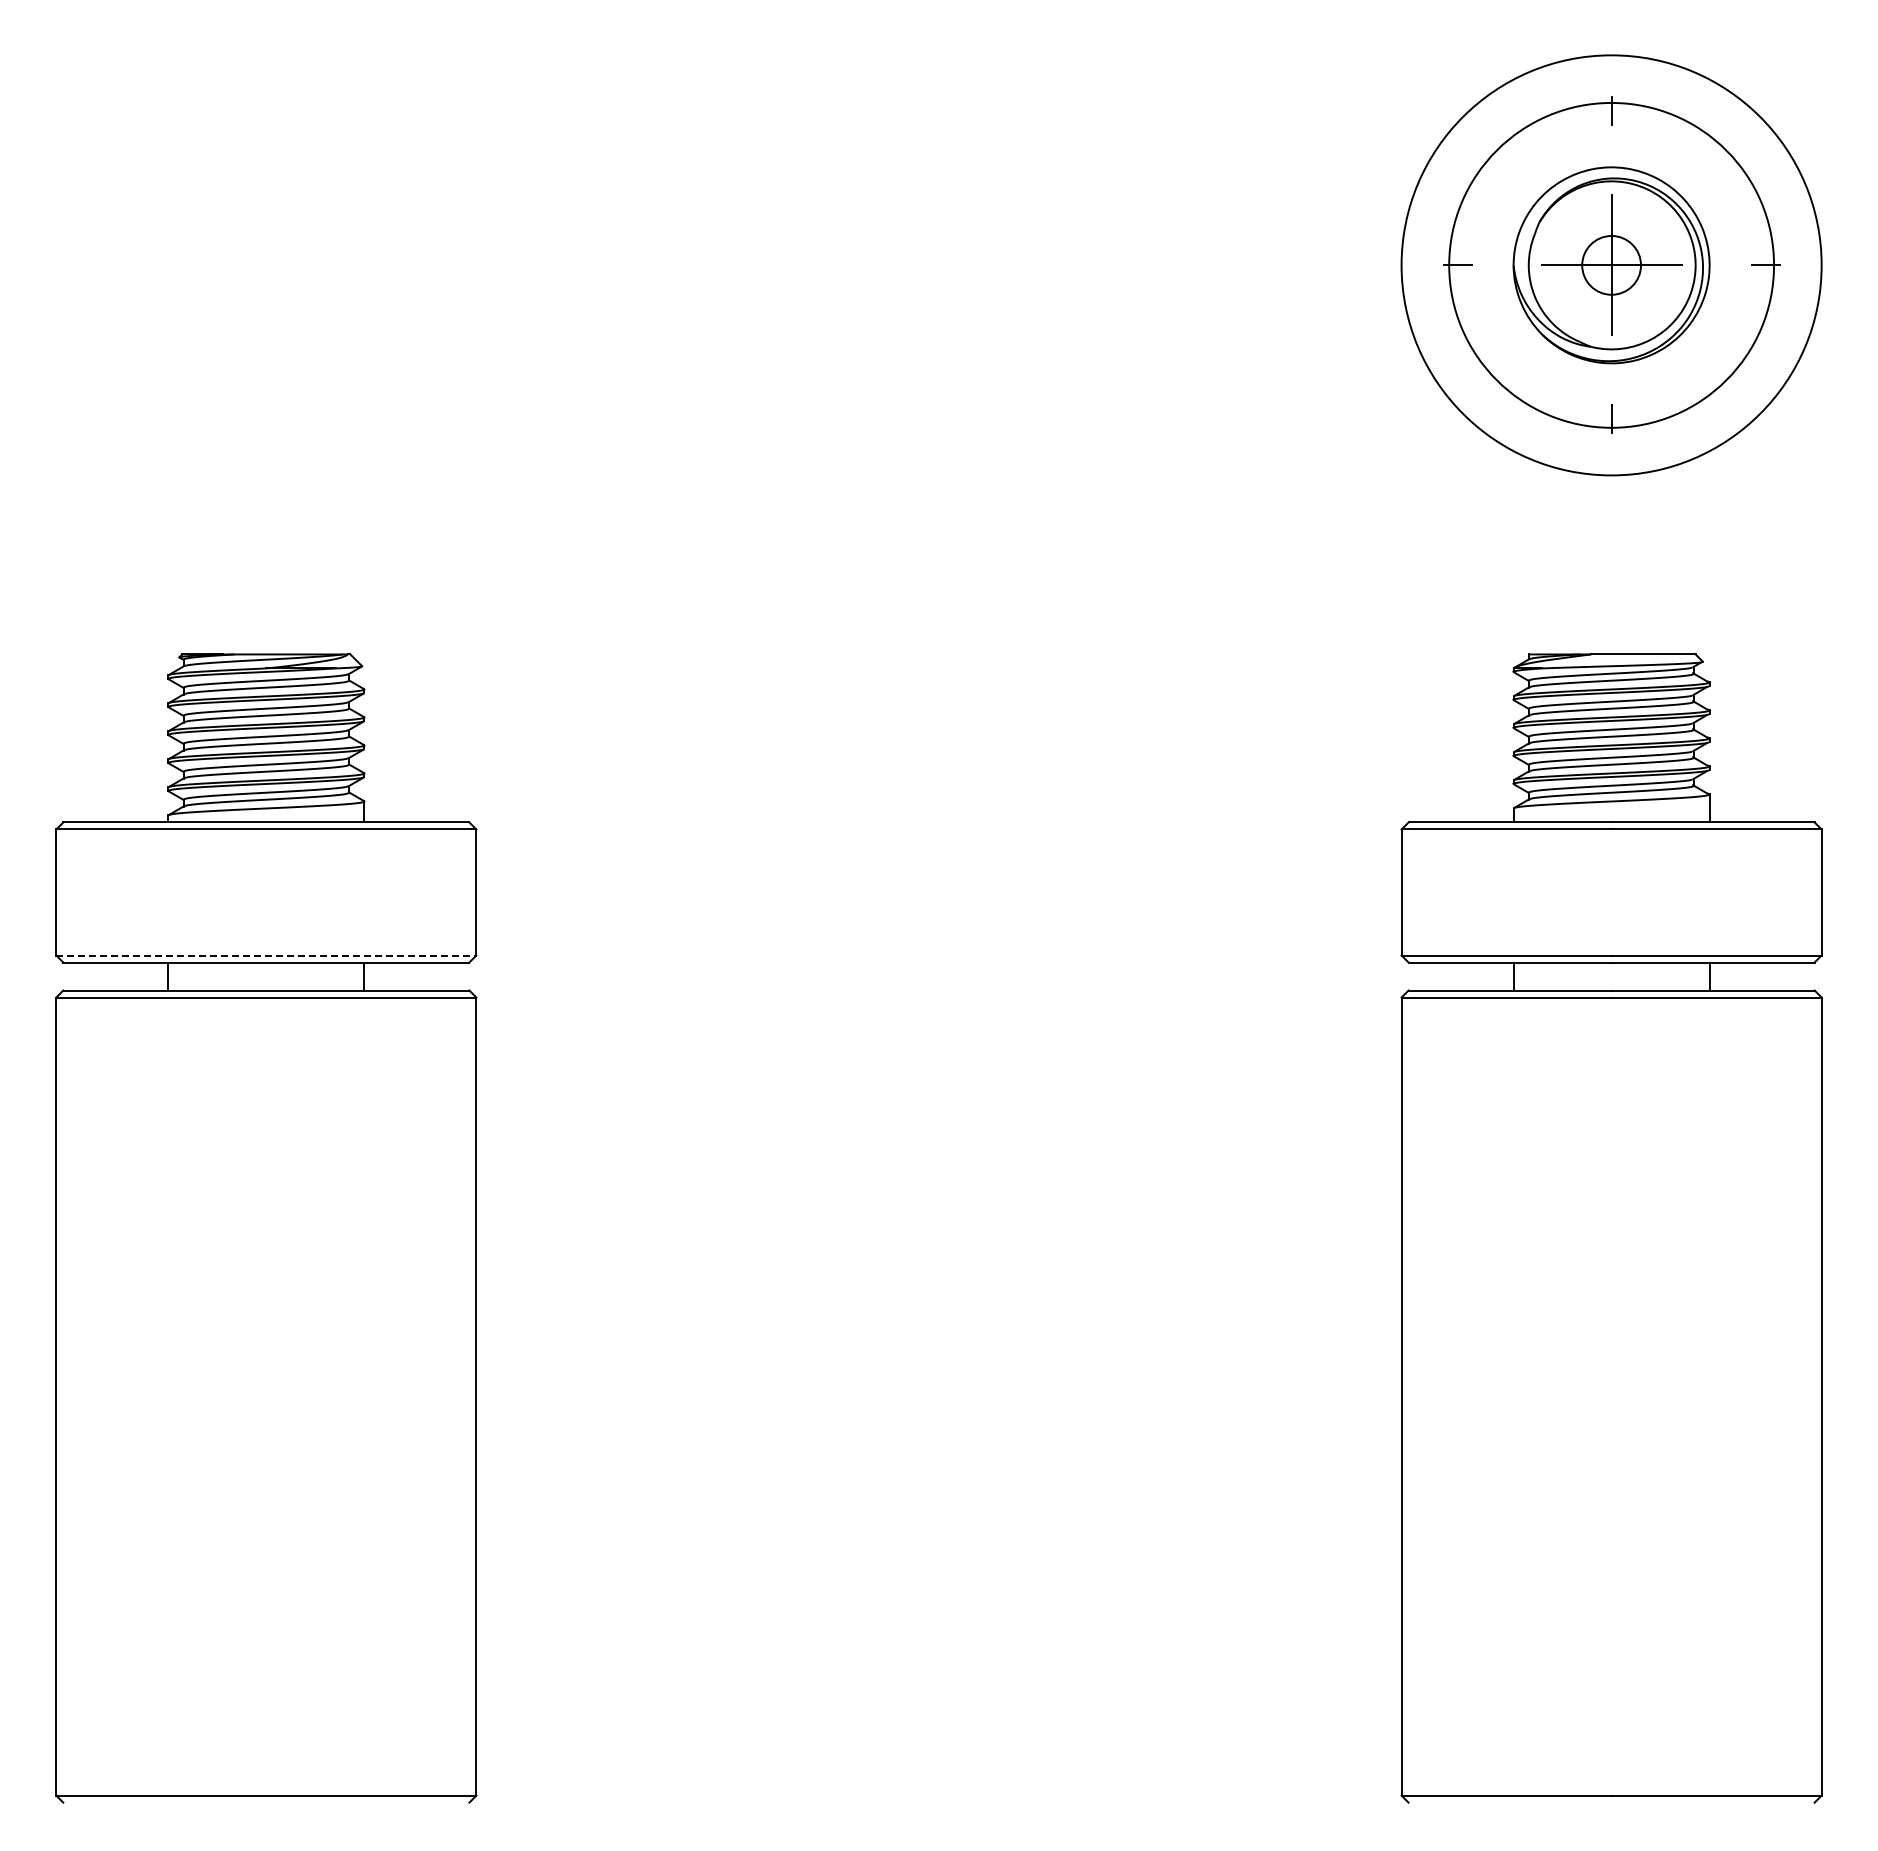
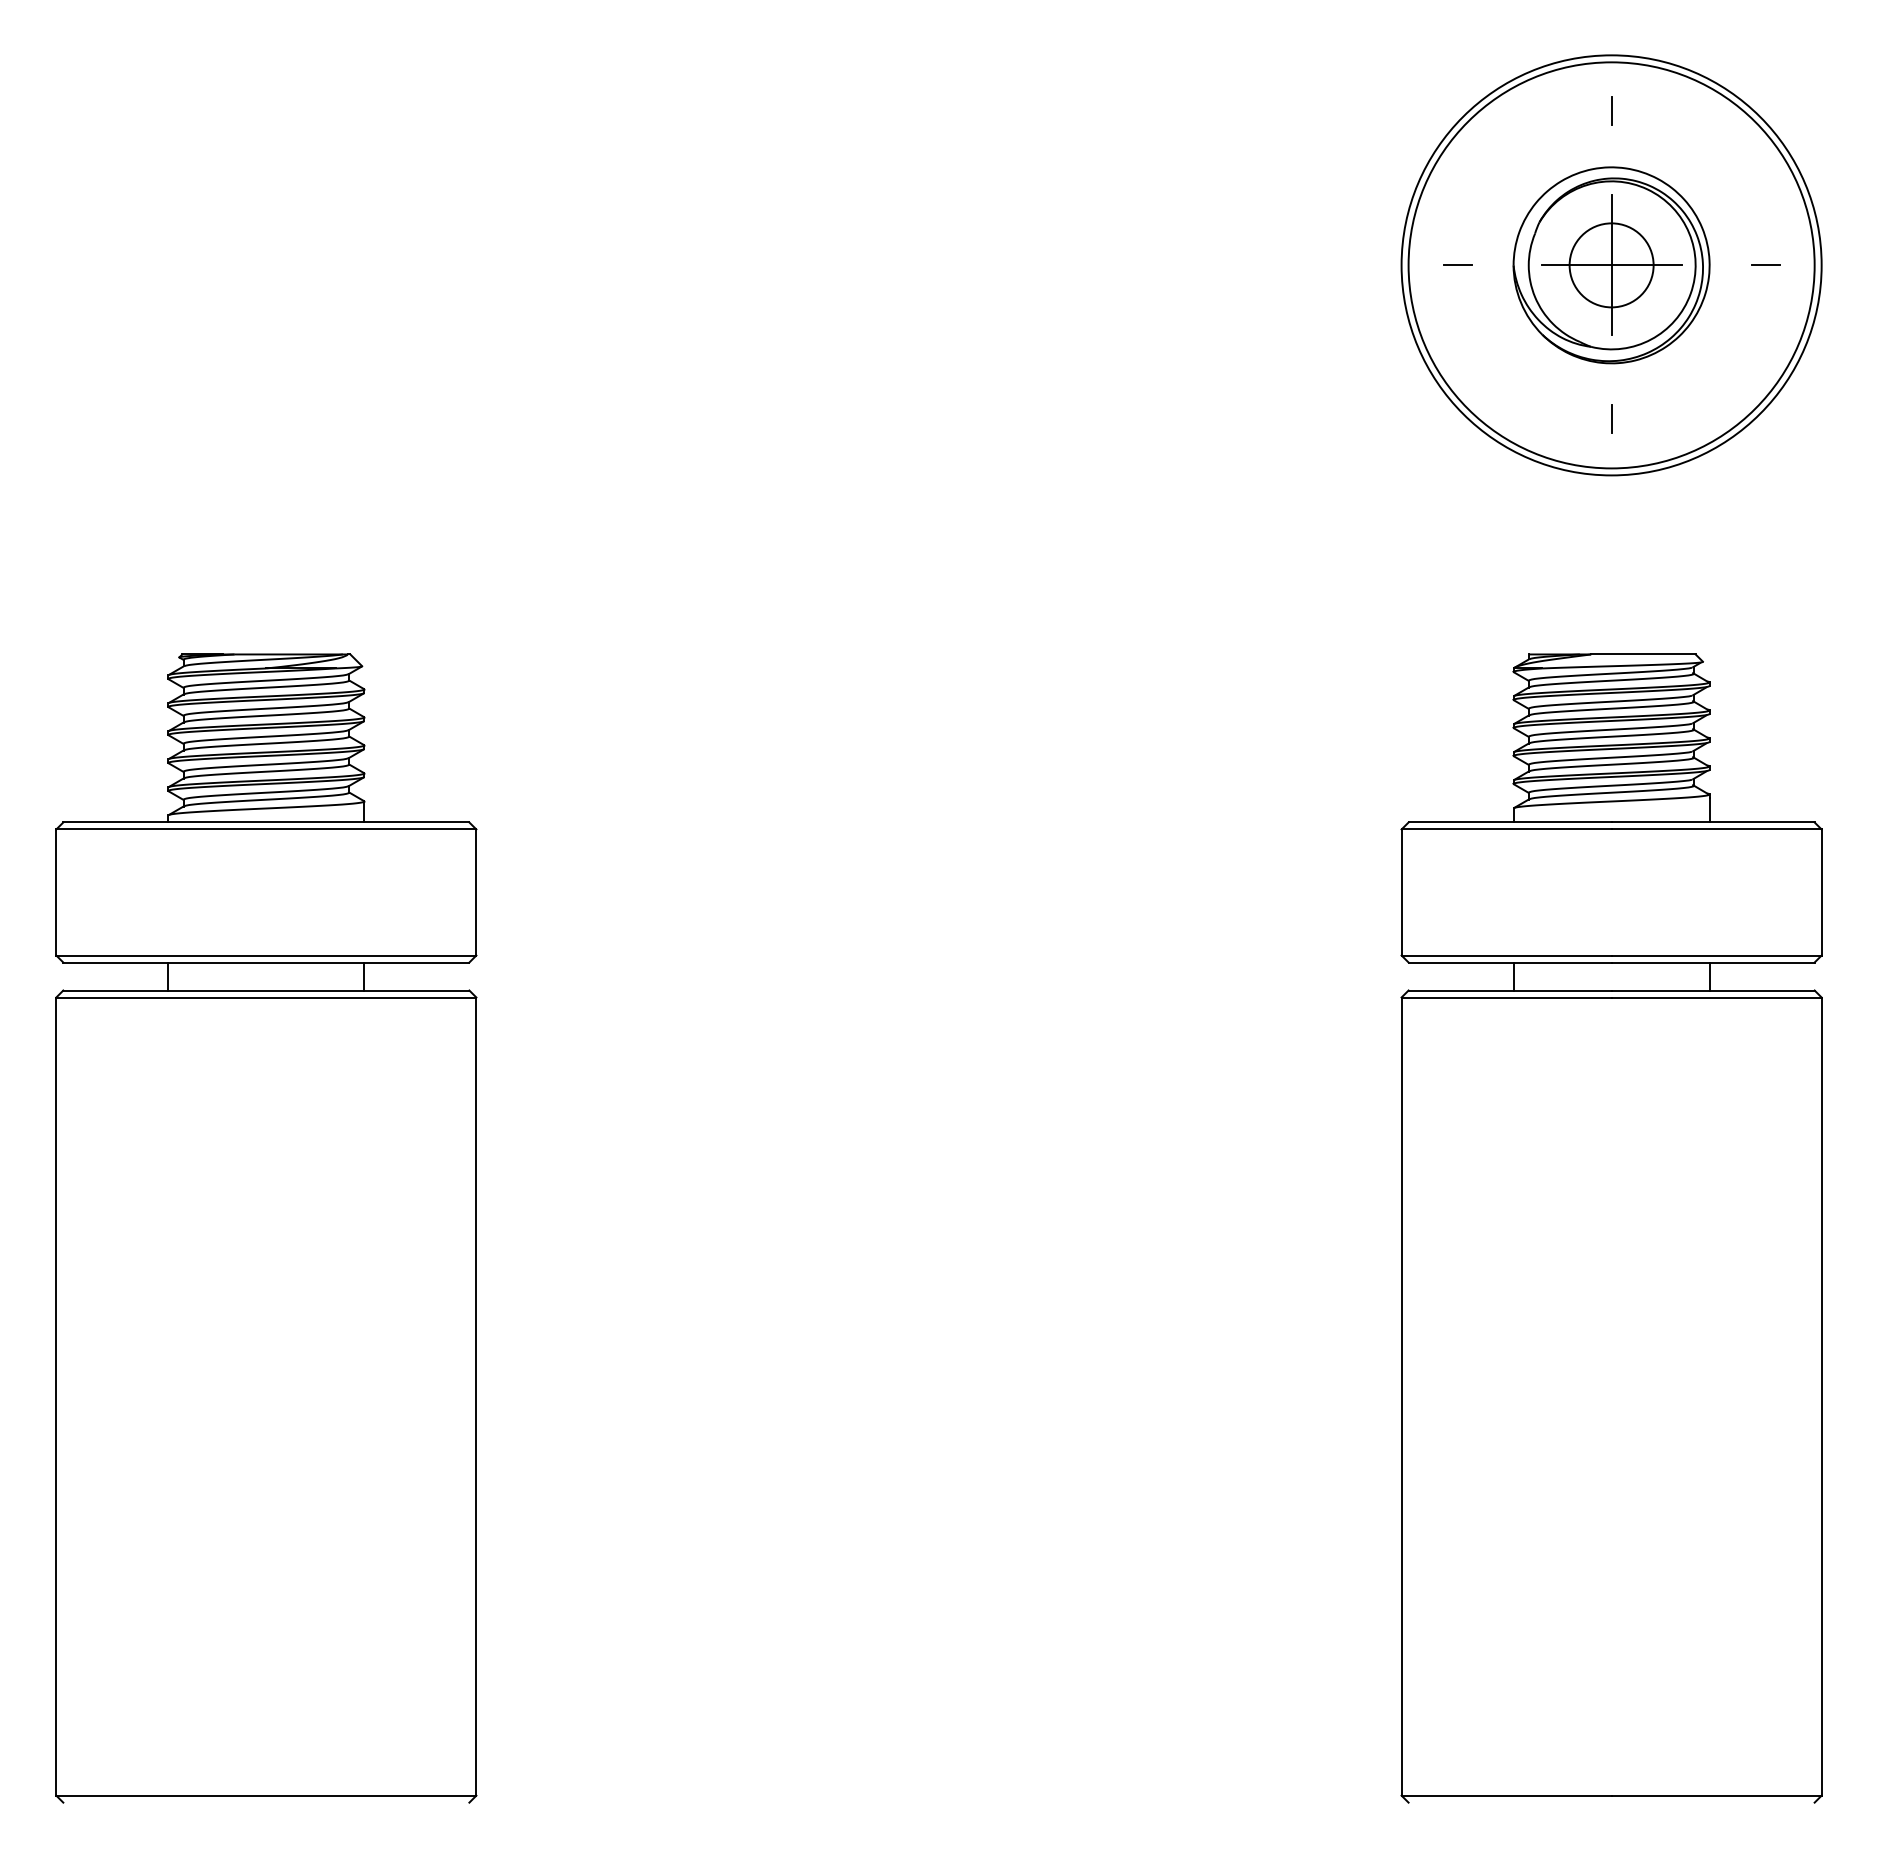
circle diameter: 325 px -> 406 px (1611, 265)
circle diameter: 59 px -> 84 px (1611, 265)
line: dashed -> solid (266, 955)
